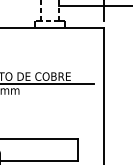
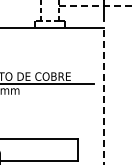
line: solid -> dashed (95, 6)
line: solid -> dashed (104, 96)
